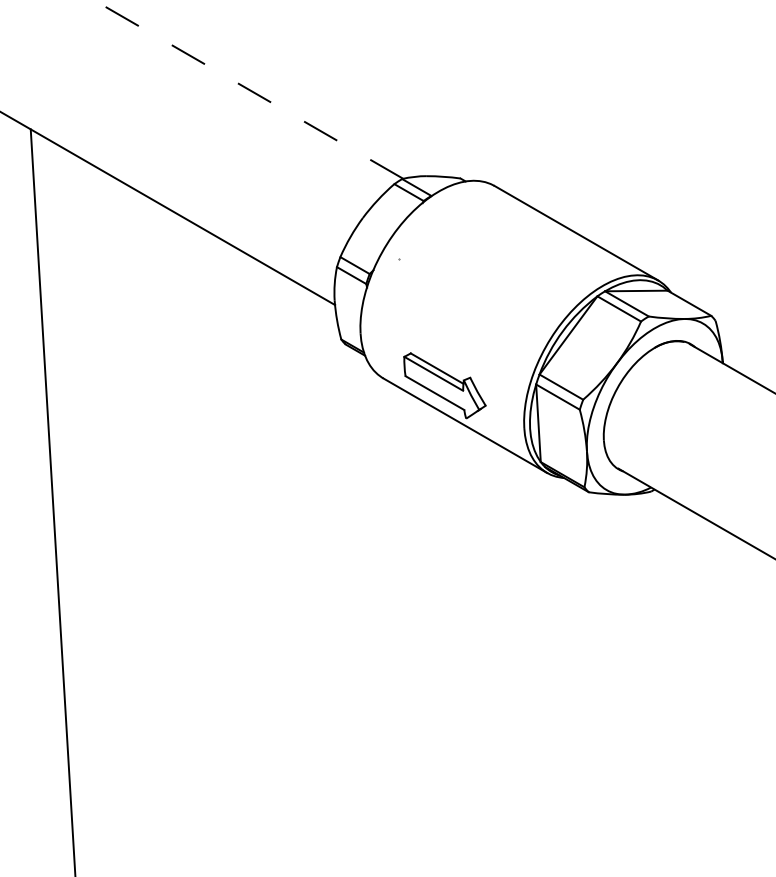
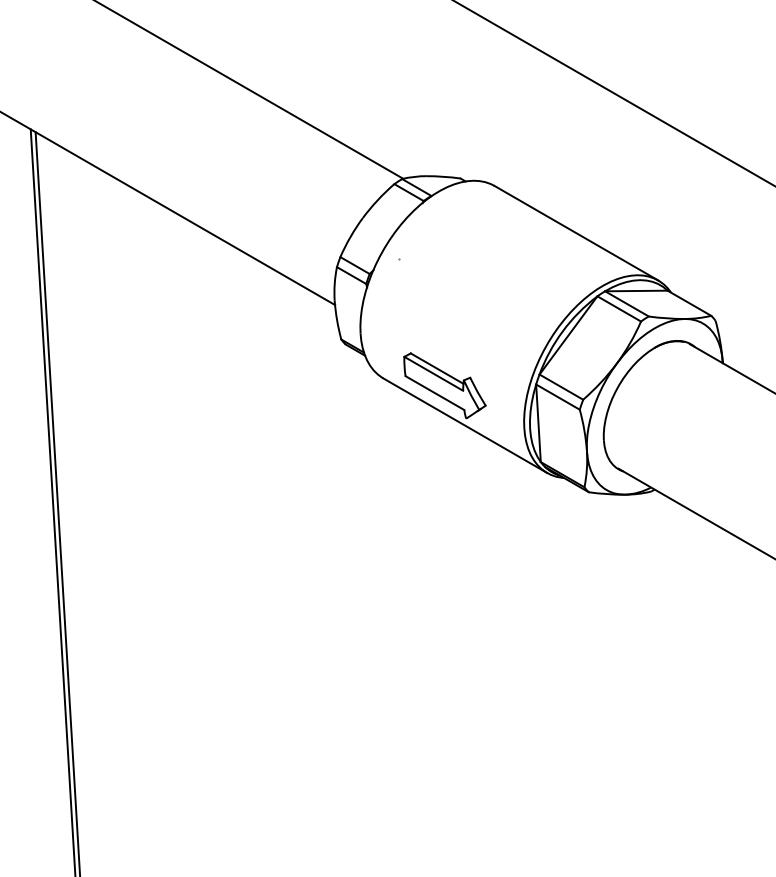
line: dashed -> solid (248, 89)
line: none -> present (613, 93)
line: none -> present (57, 502)
